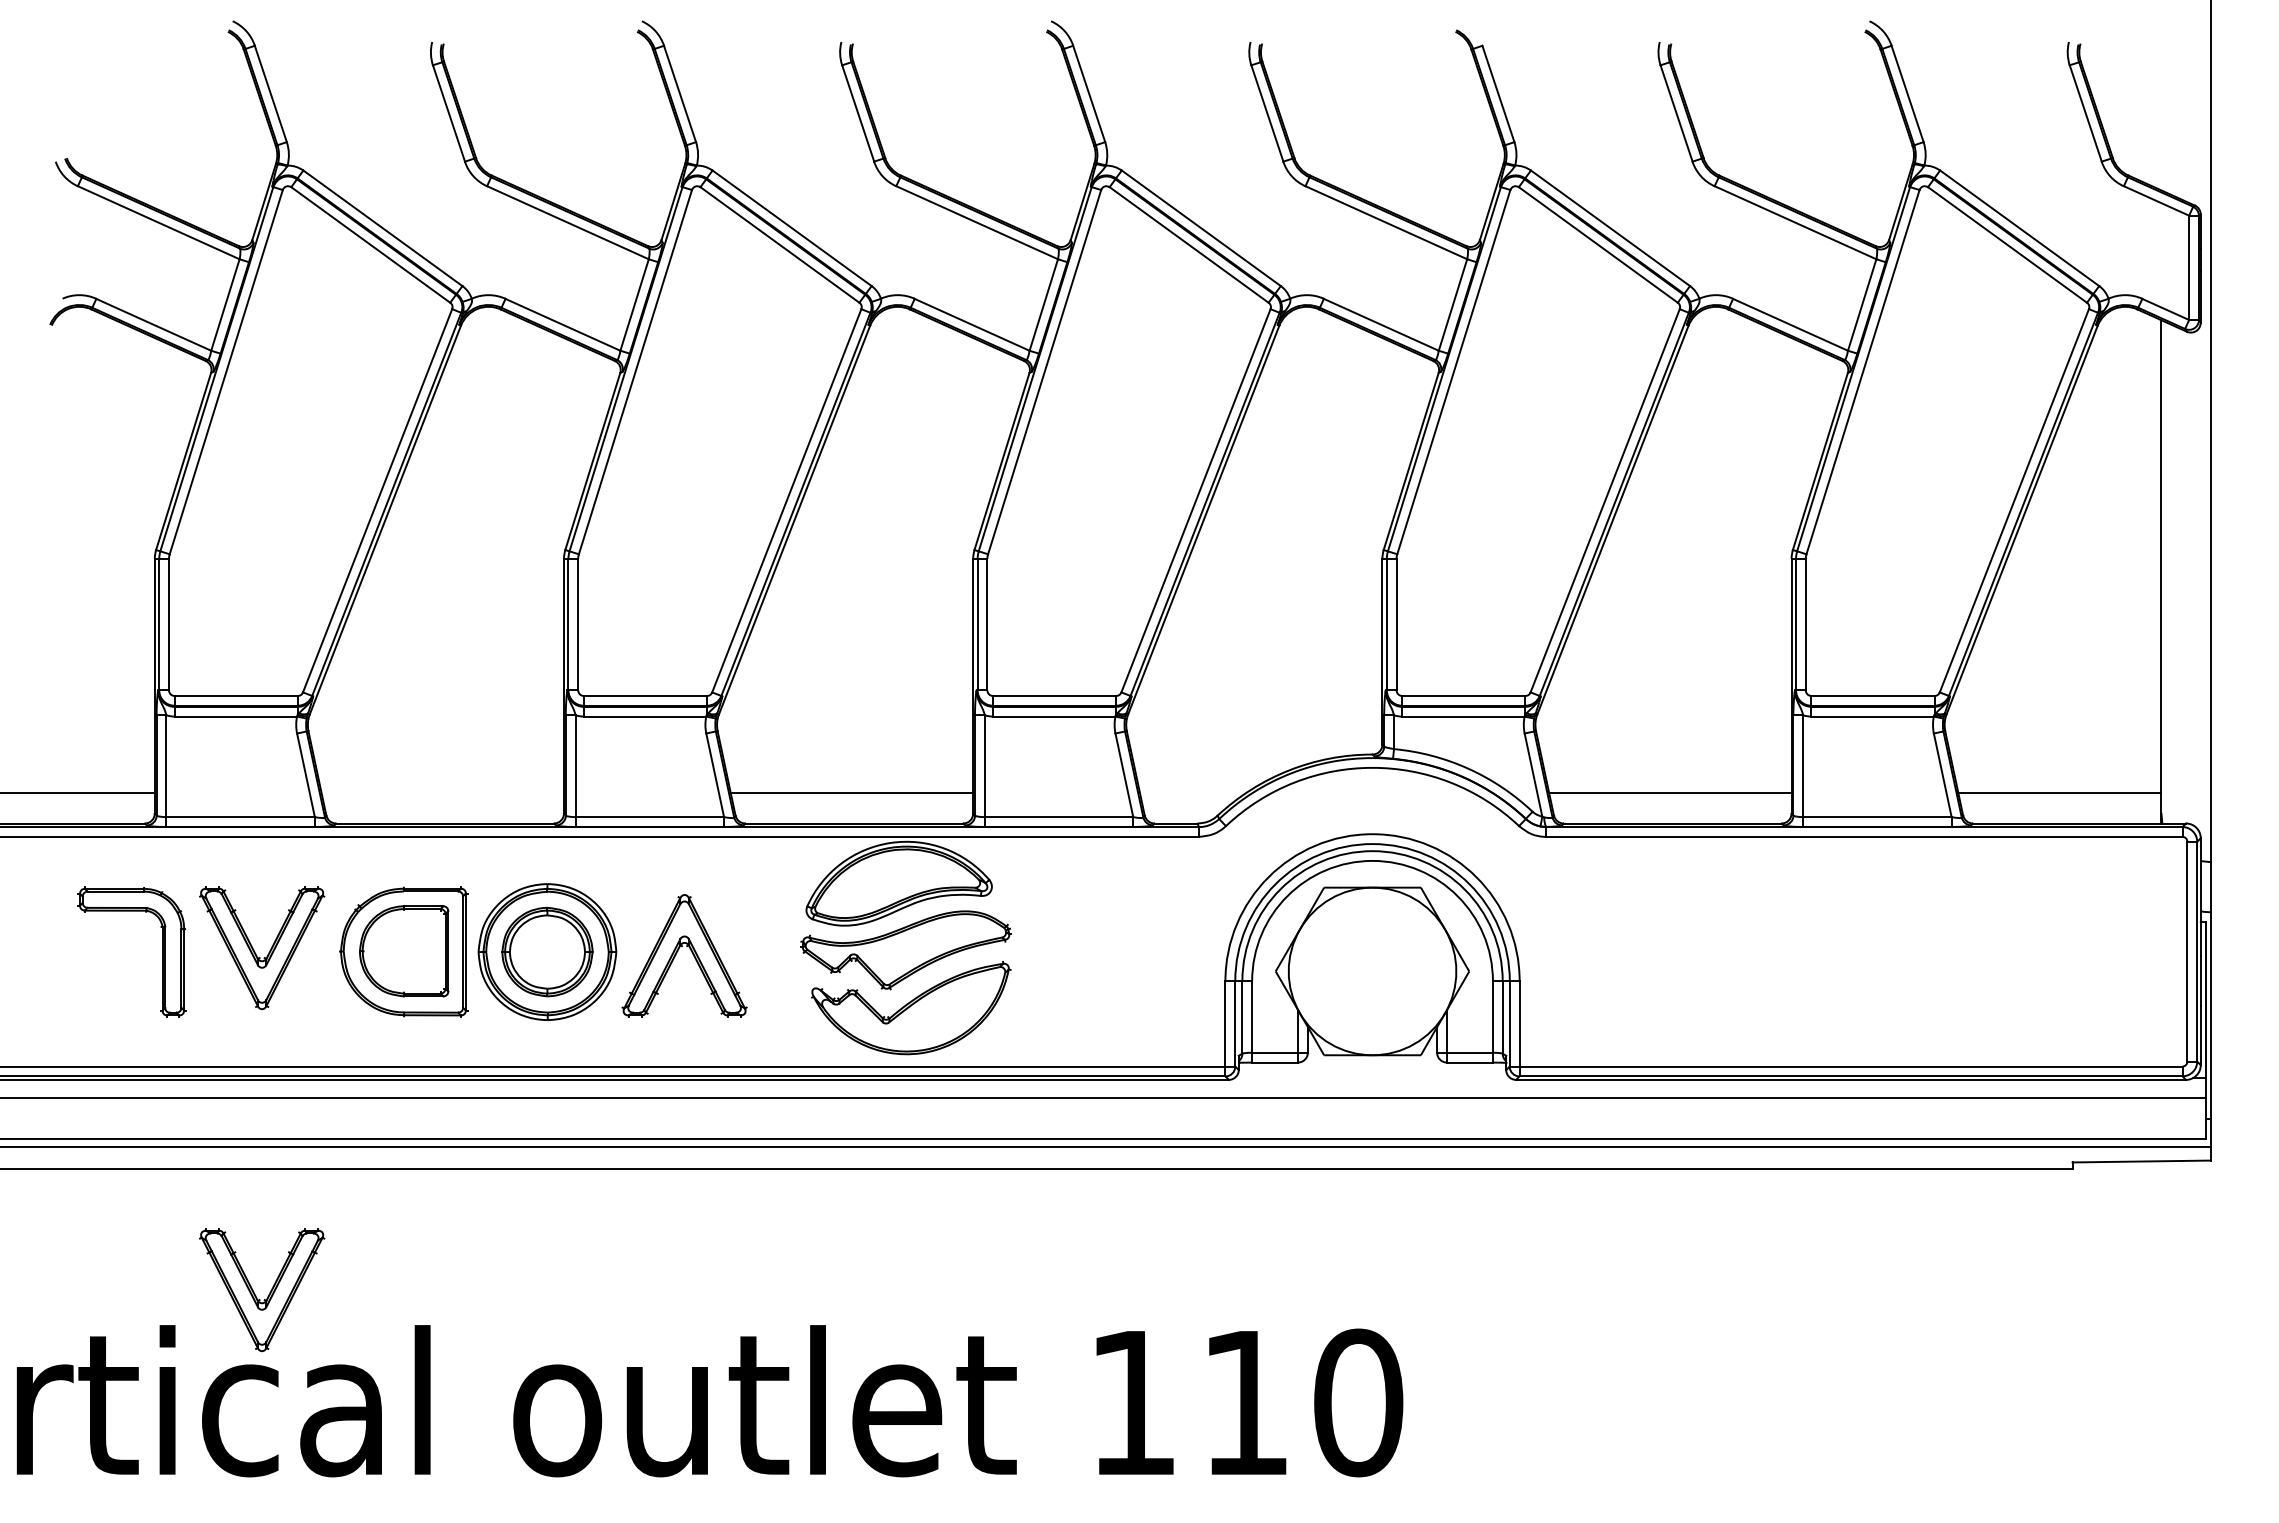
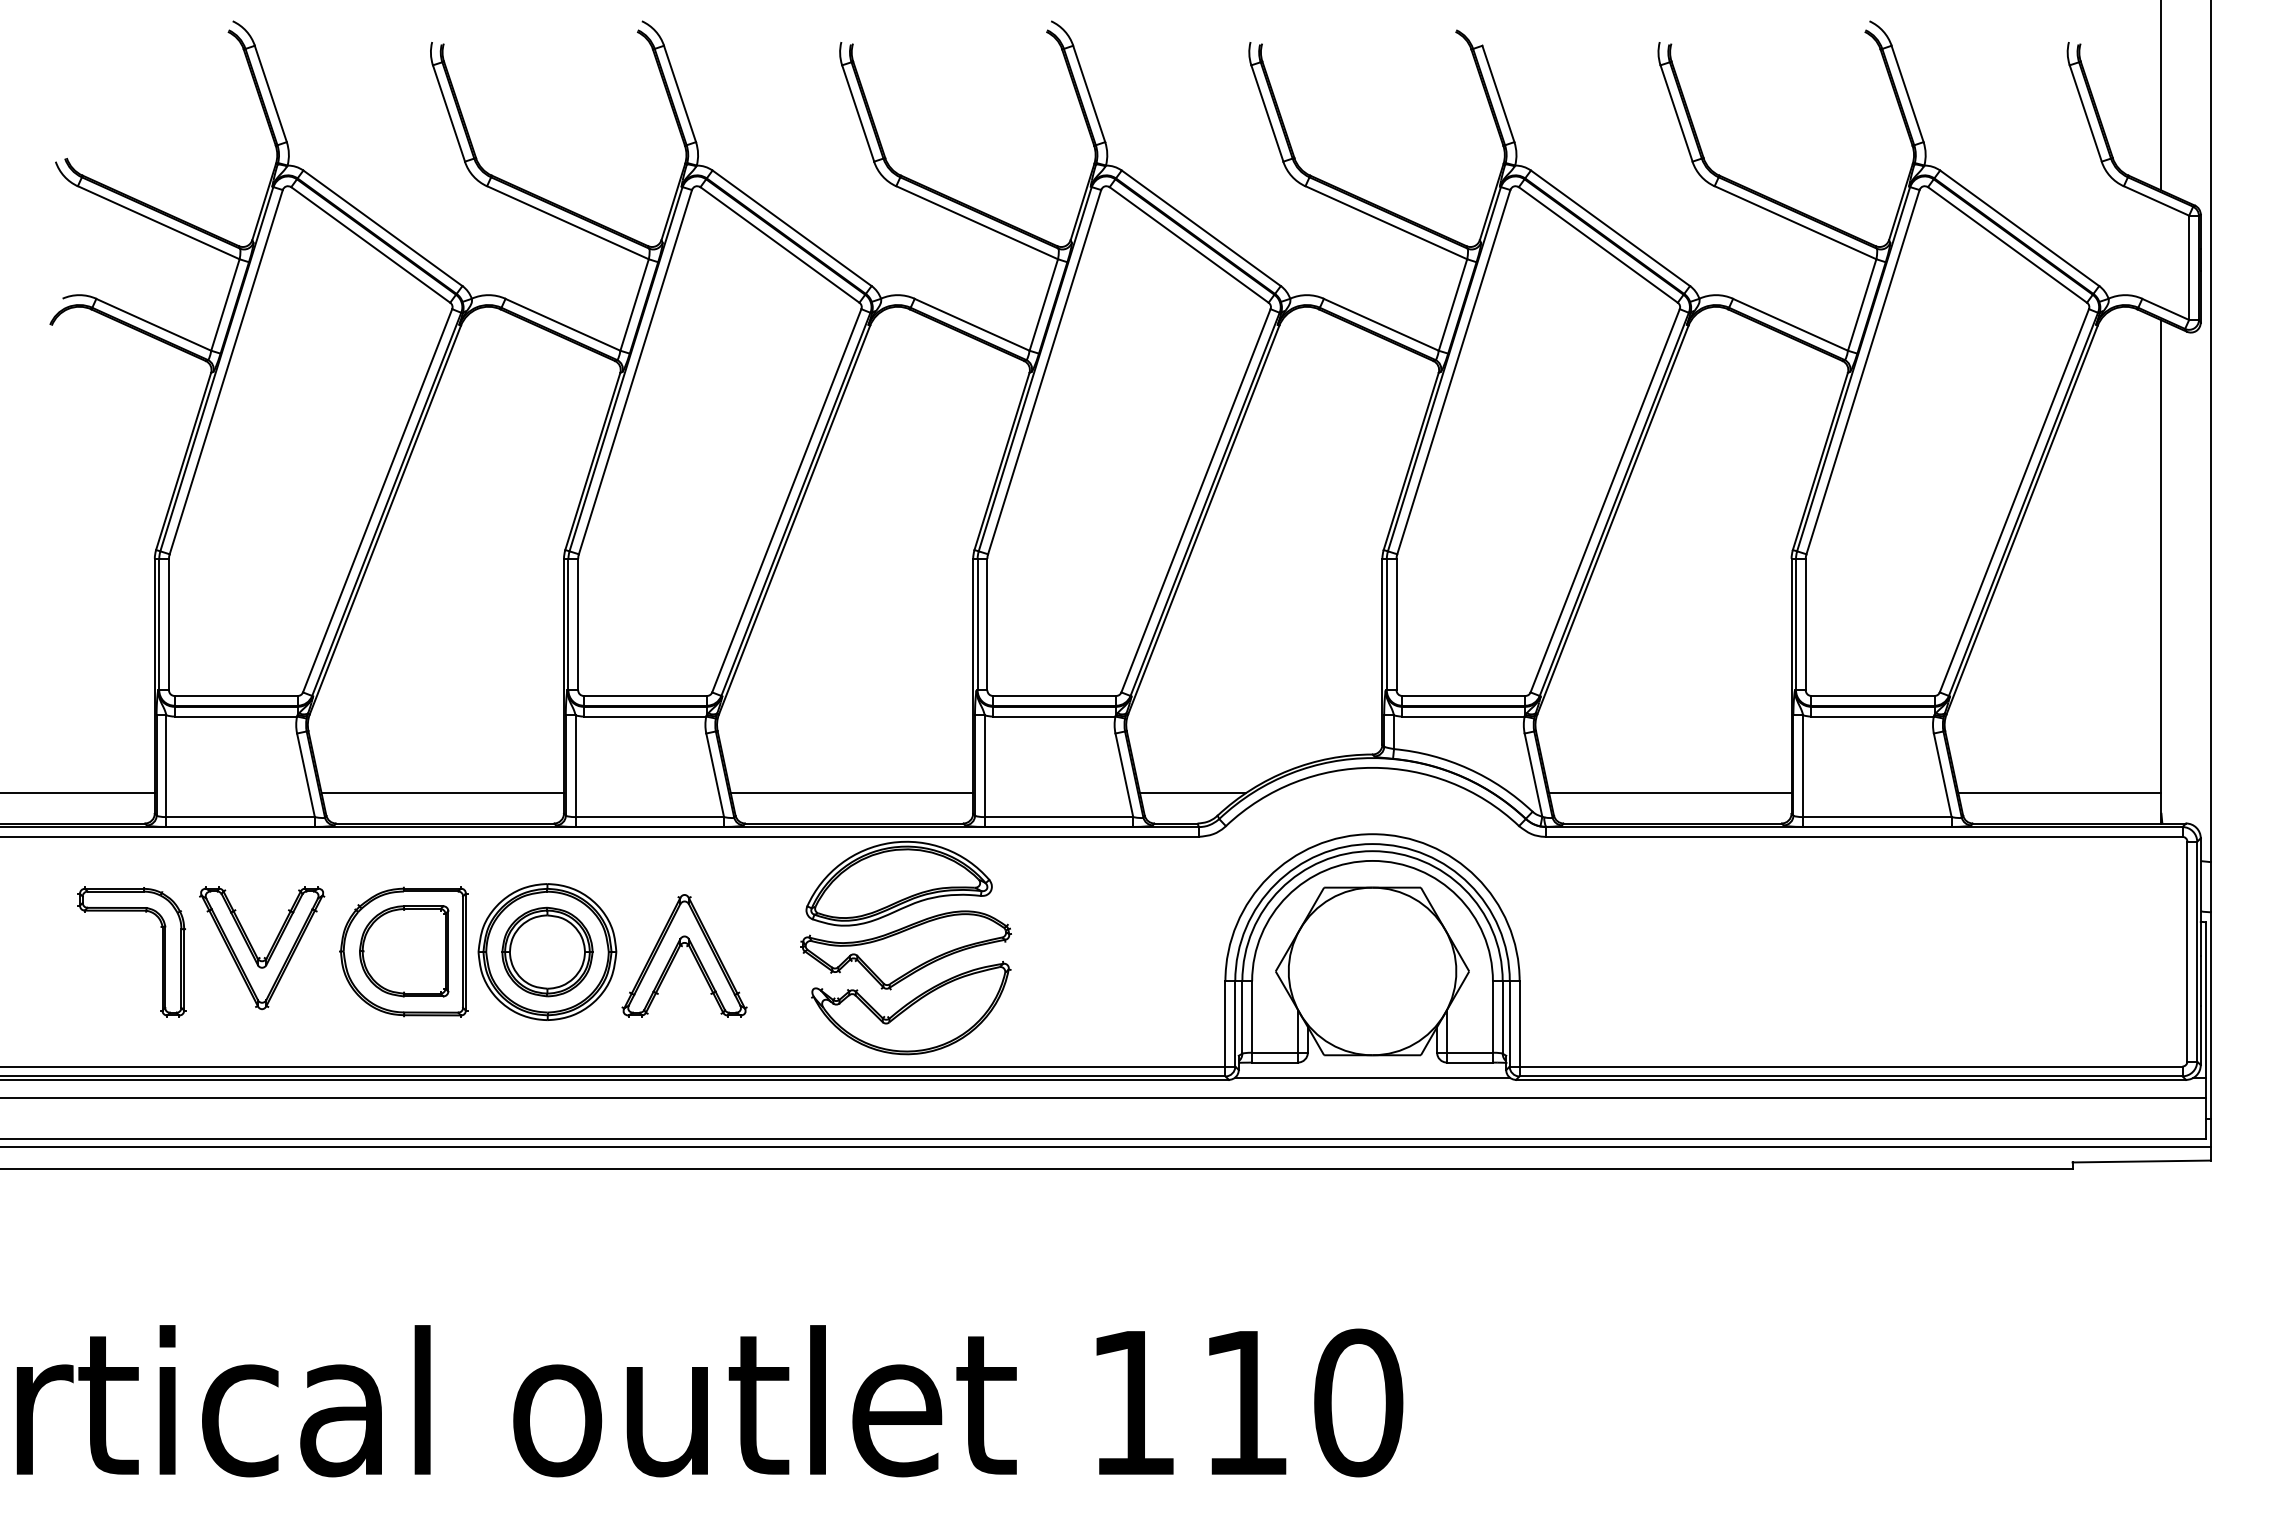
line: none -> present (2161, 96)
line: none -> present (442, 793)
line: none -> present (1192, 793)
line: none -> present (1372, 1077)
part: present -> none (268, 1294)
